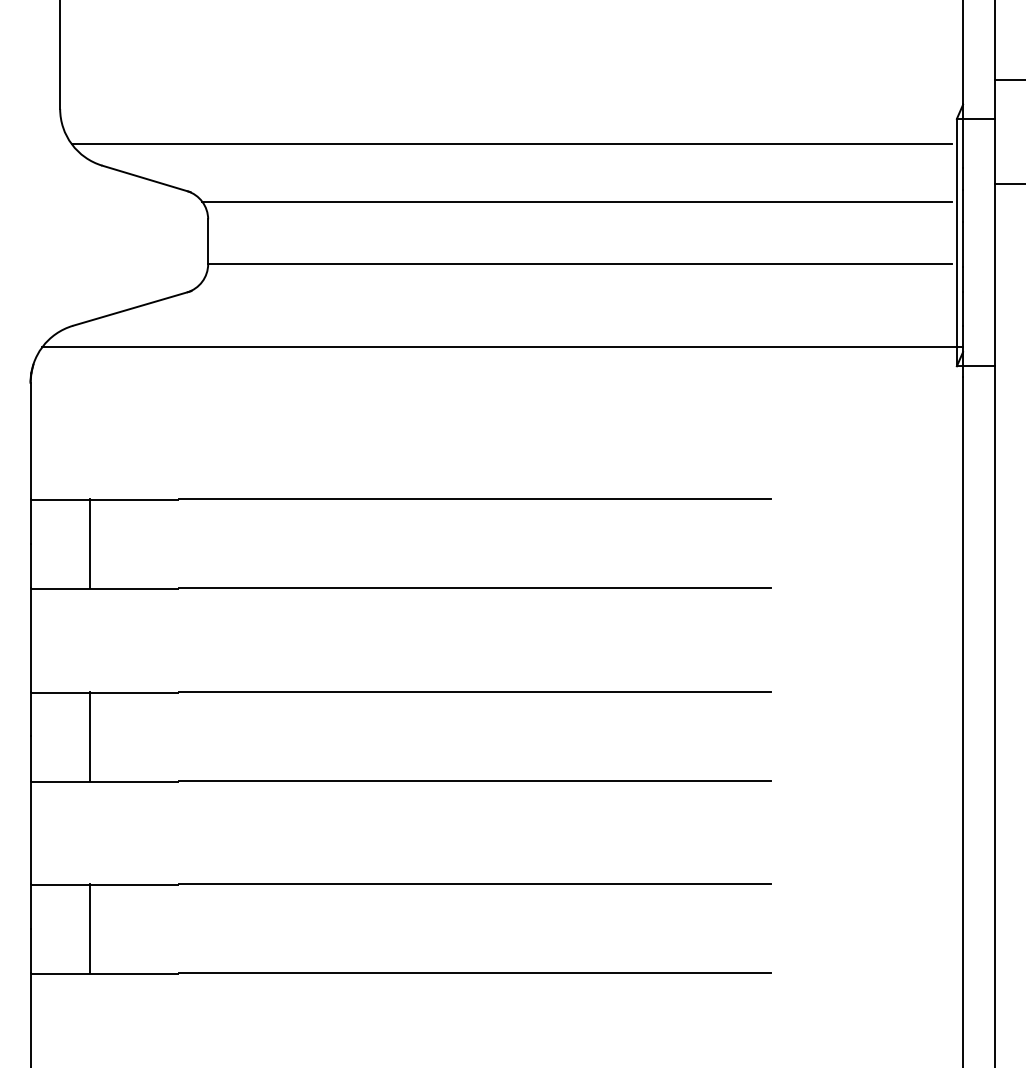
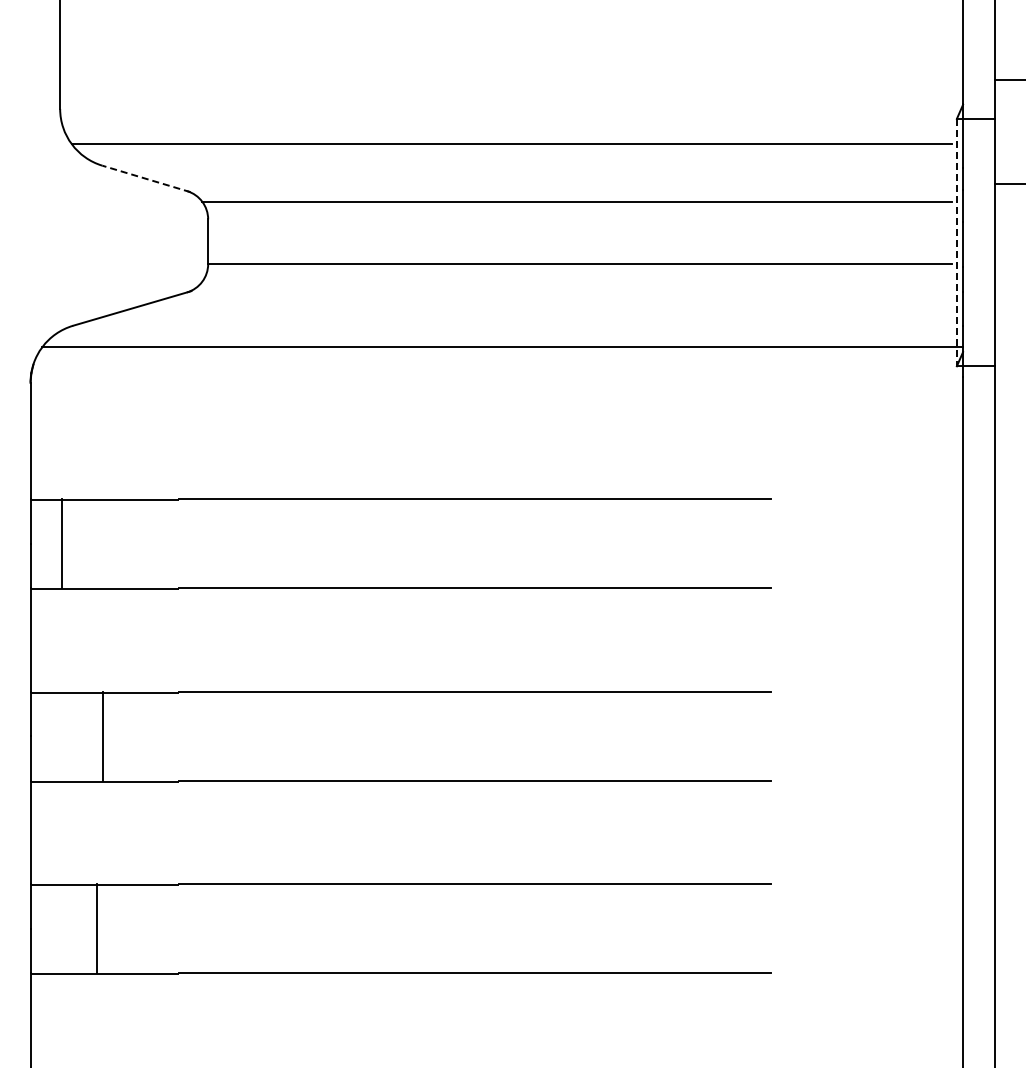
line: solid -> dashed (146, 178)
line: solid -> dashed (956, 242)
line position: (89, 543) -> (61, 543) (61, 543)
line position: (89, 735) -> (102, 735) (102, 735)
line position: (89, 928) -> (96, 928) (96, 928)
